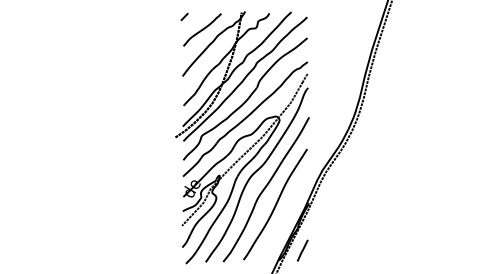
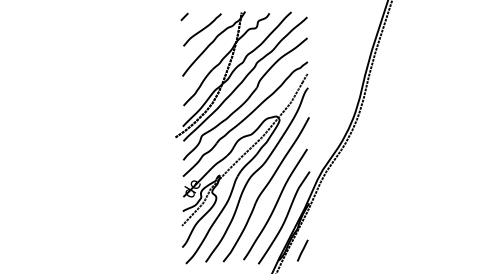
curve: none -> present (285, 217)
